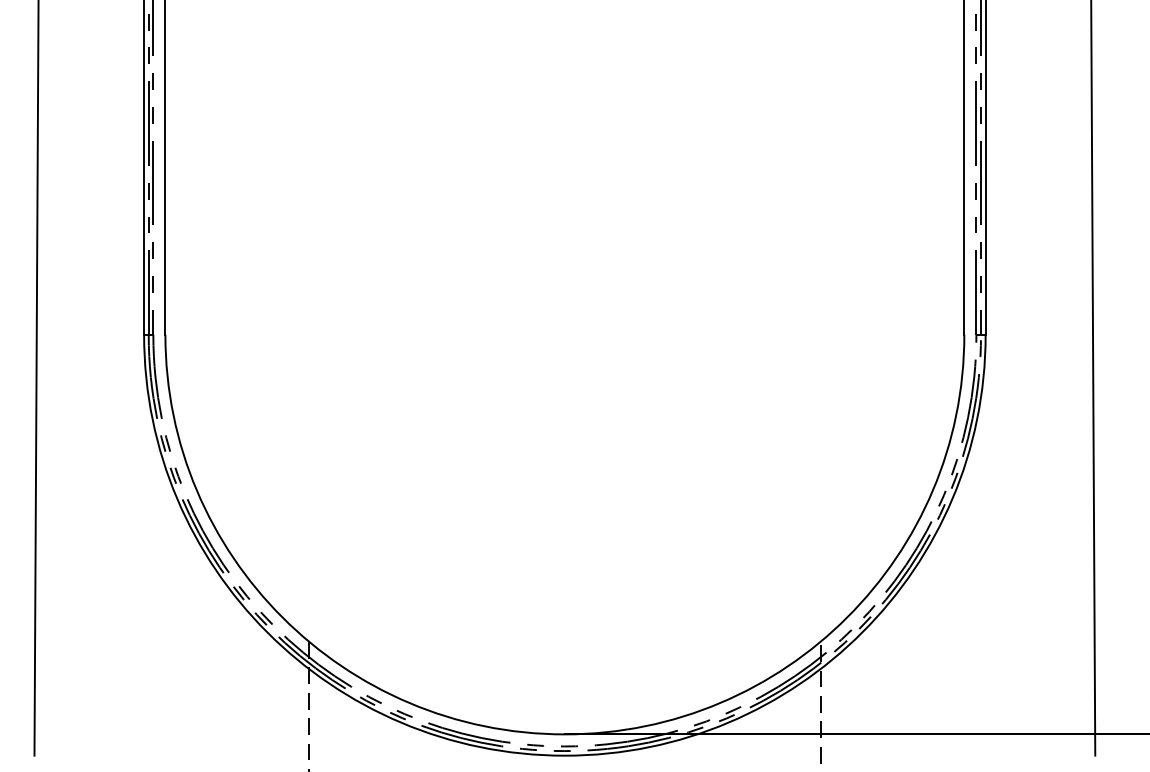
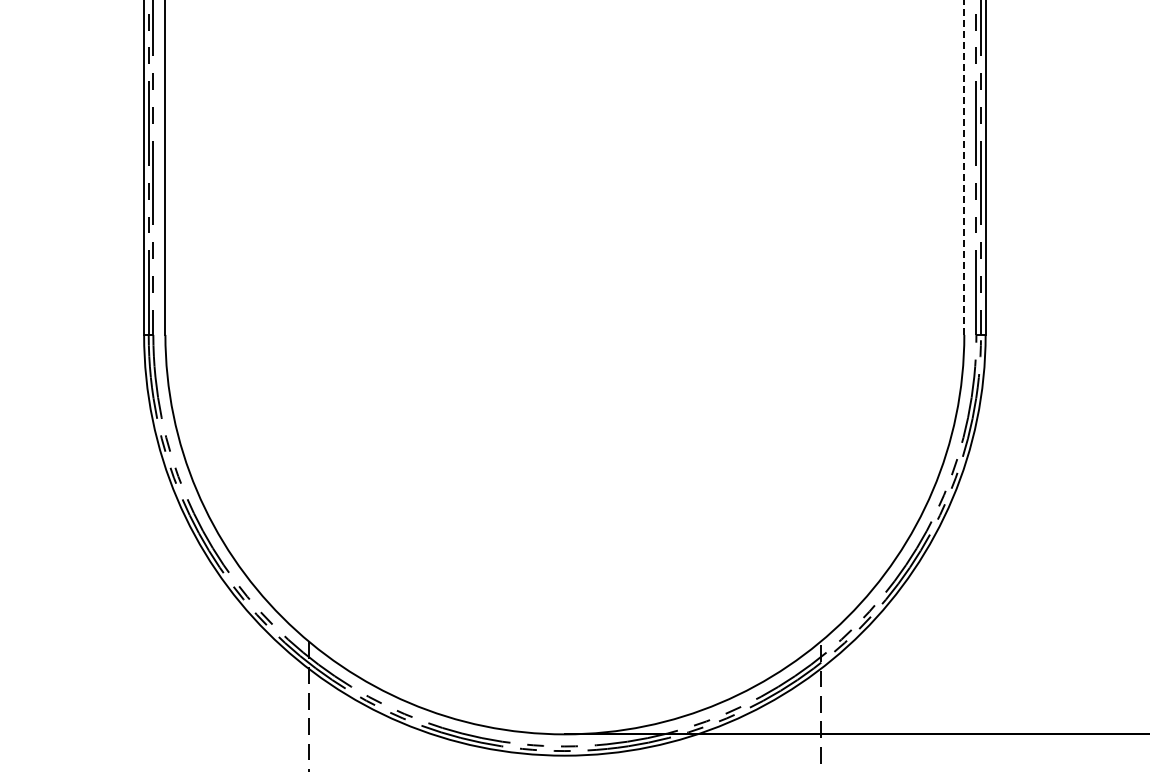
line: solid -> dashed (964, 167)
line: present -> none (36, 378)
line: present -> none (1093, 378)
